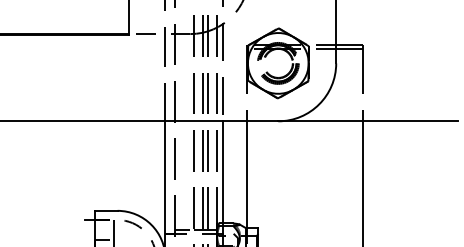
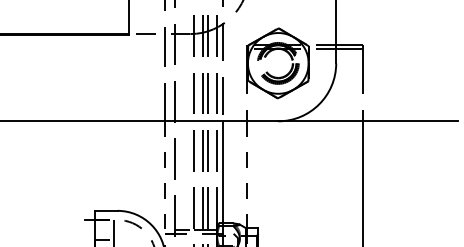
line: solid -> dashed (246, 175)
line: solid -> dashed (165, 184)
